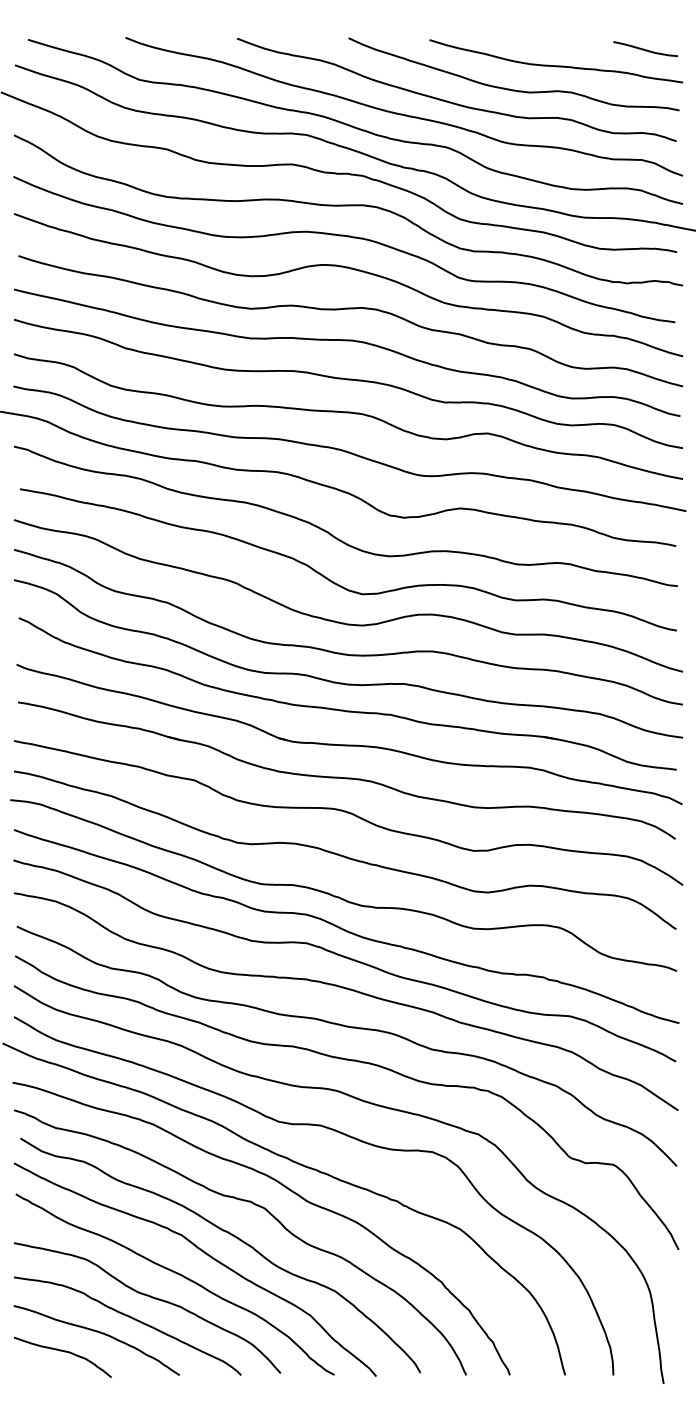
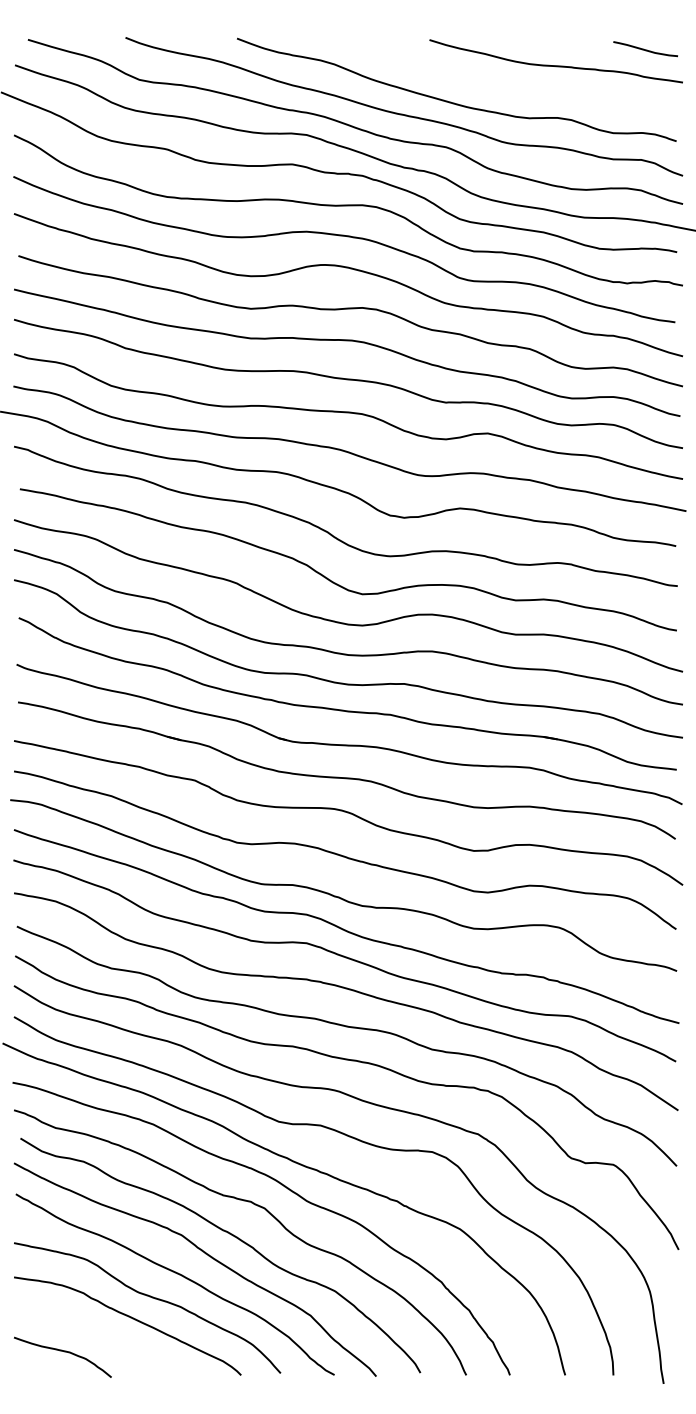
curve: present -> none (509, 88)
curve: present -> none (99, 1333)
